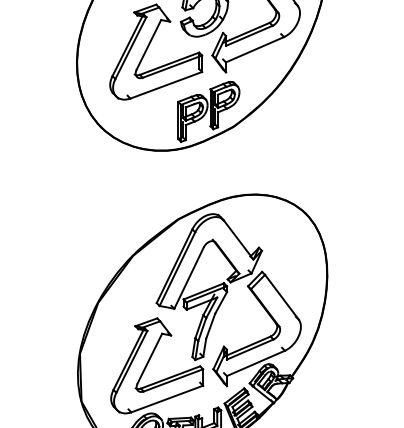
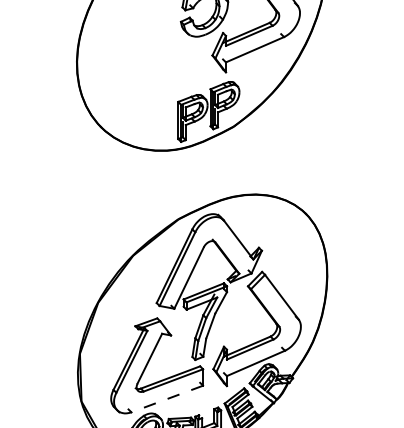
part: present -> none (148, 48)
line: solid -> dashed (166, 399)
